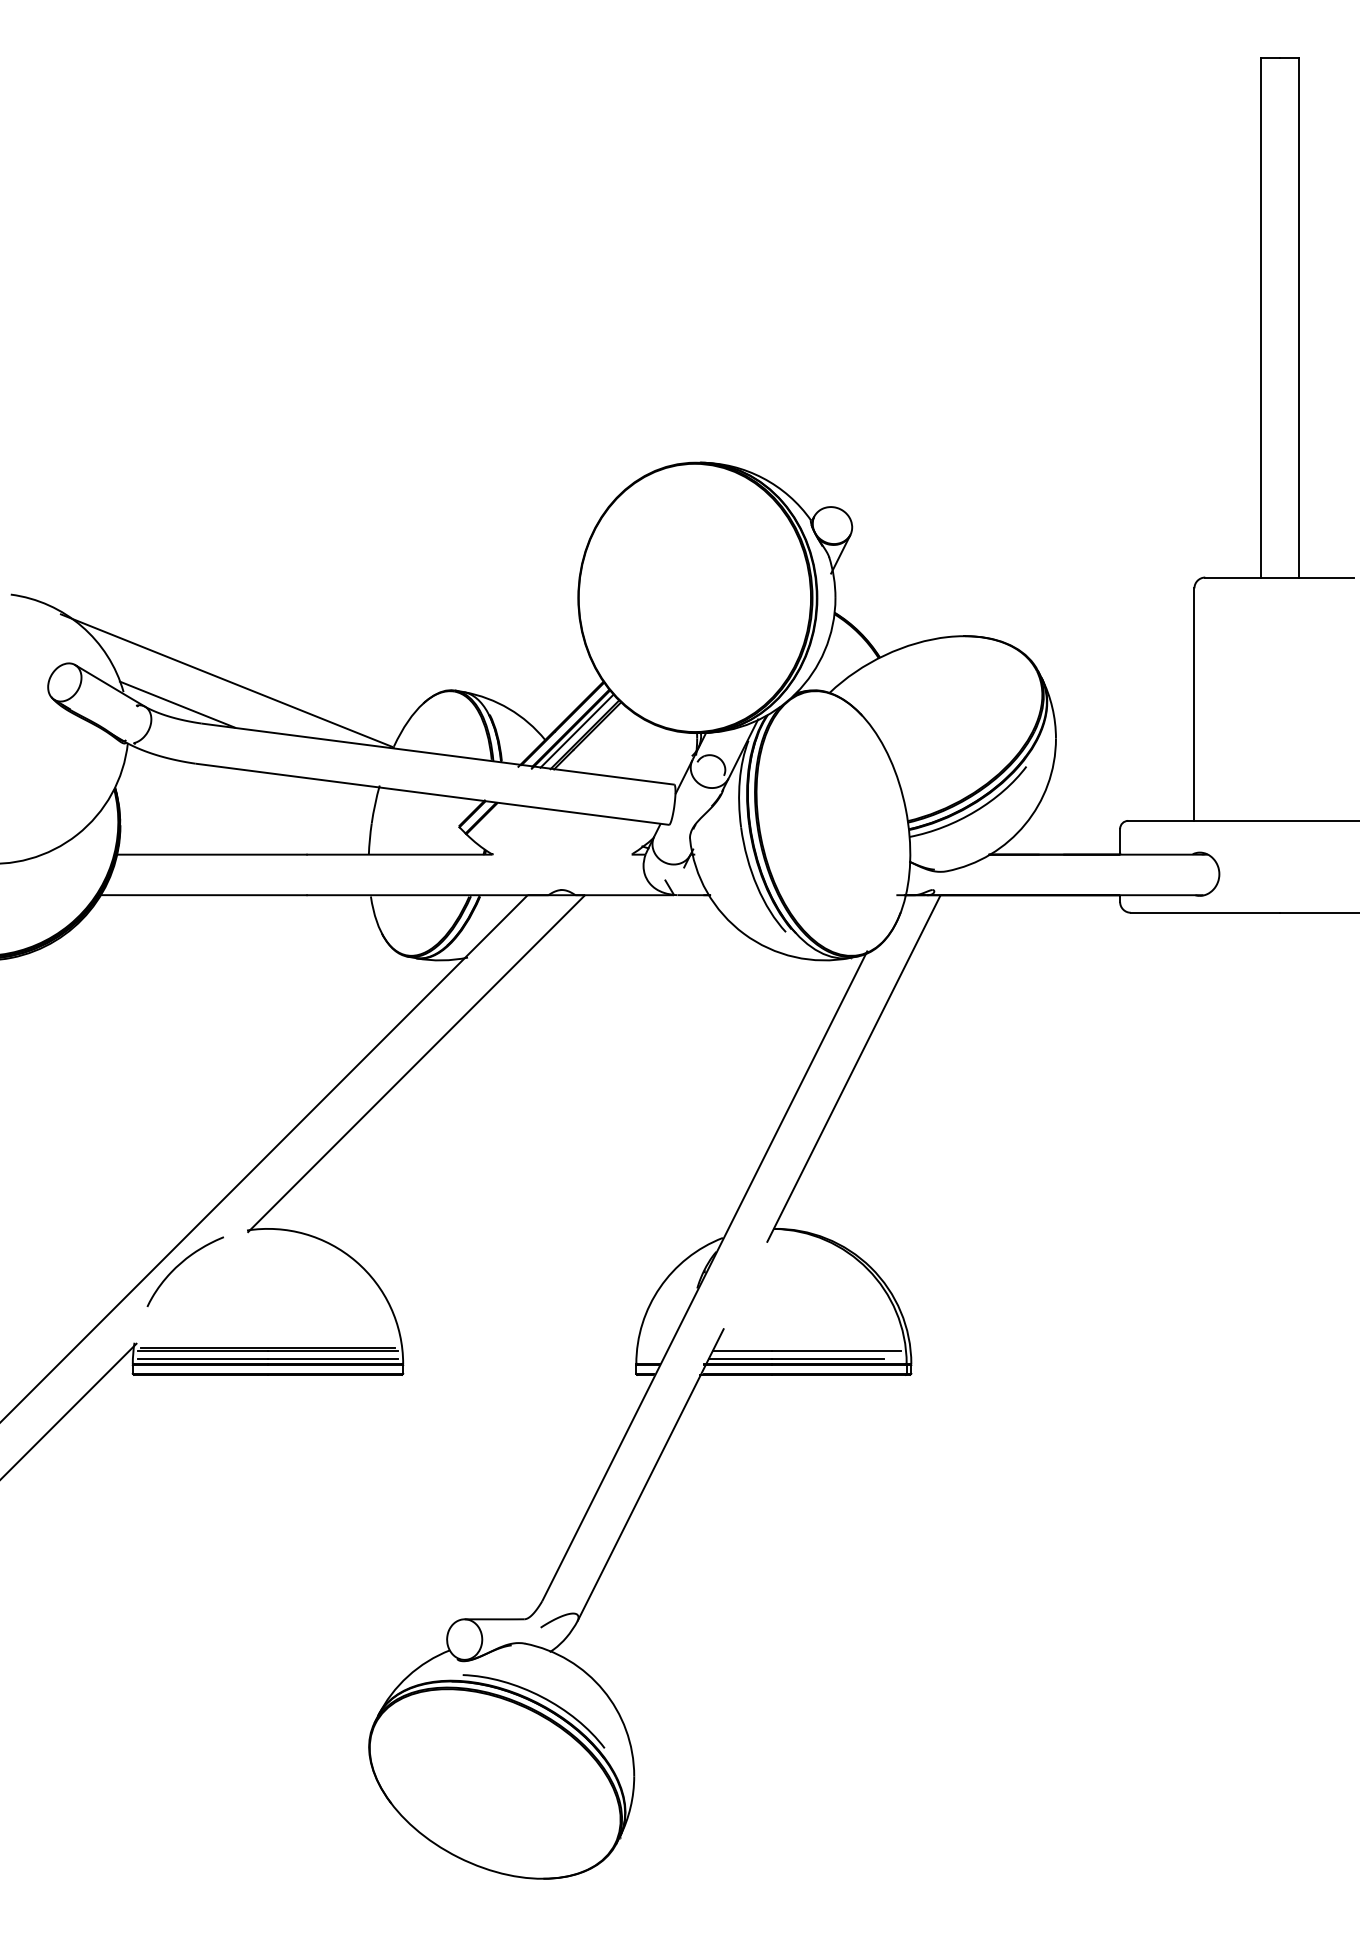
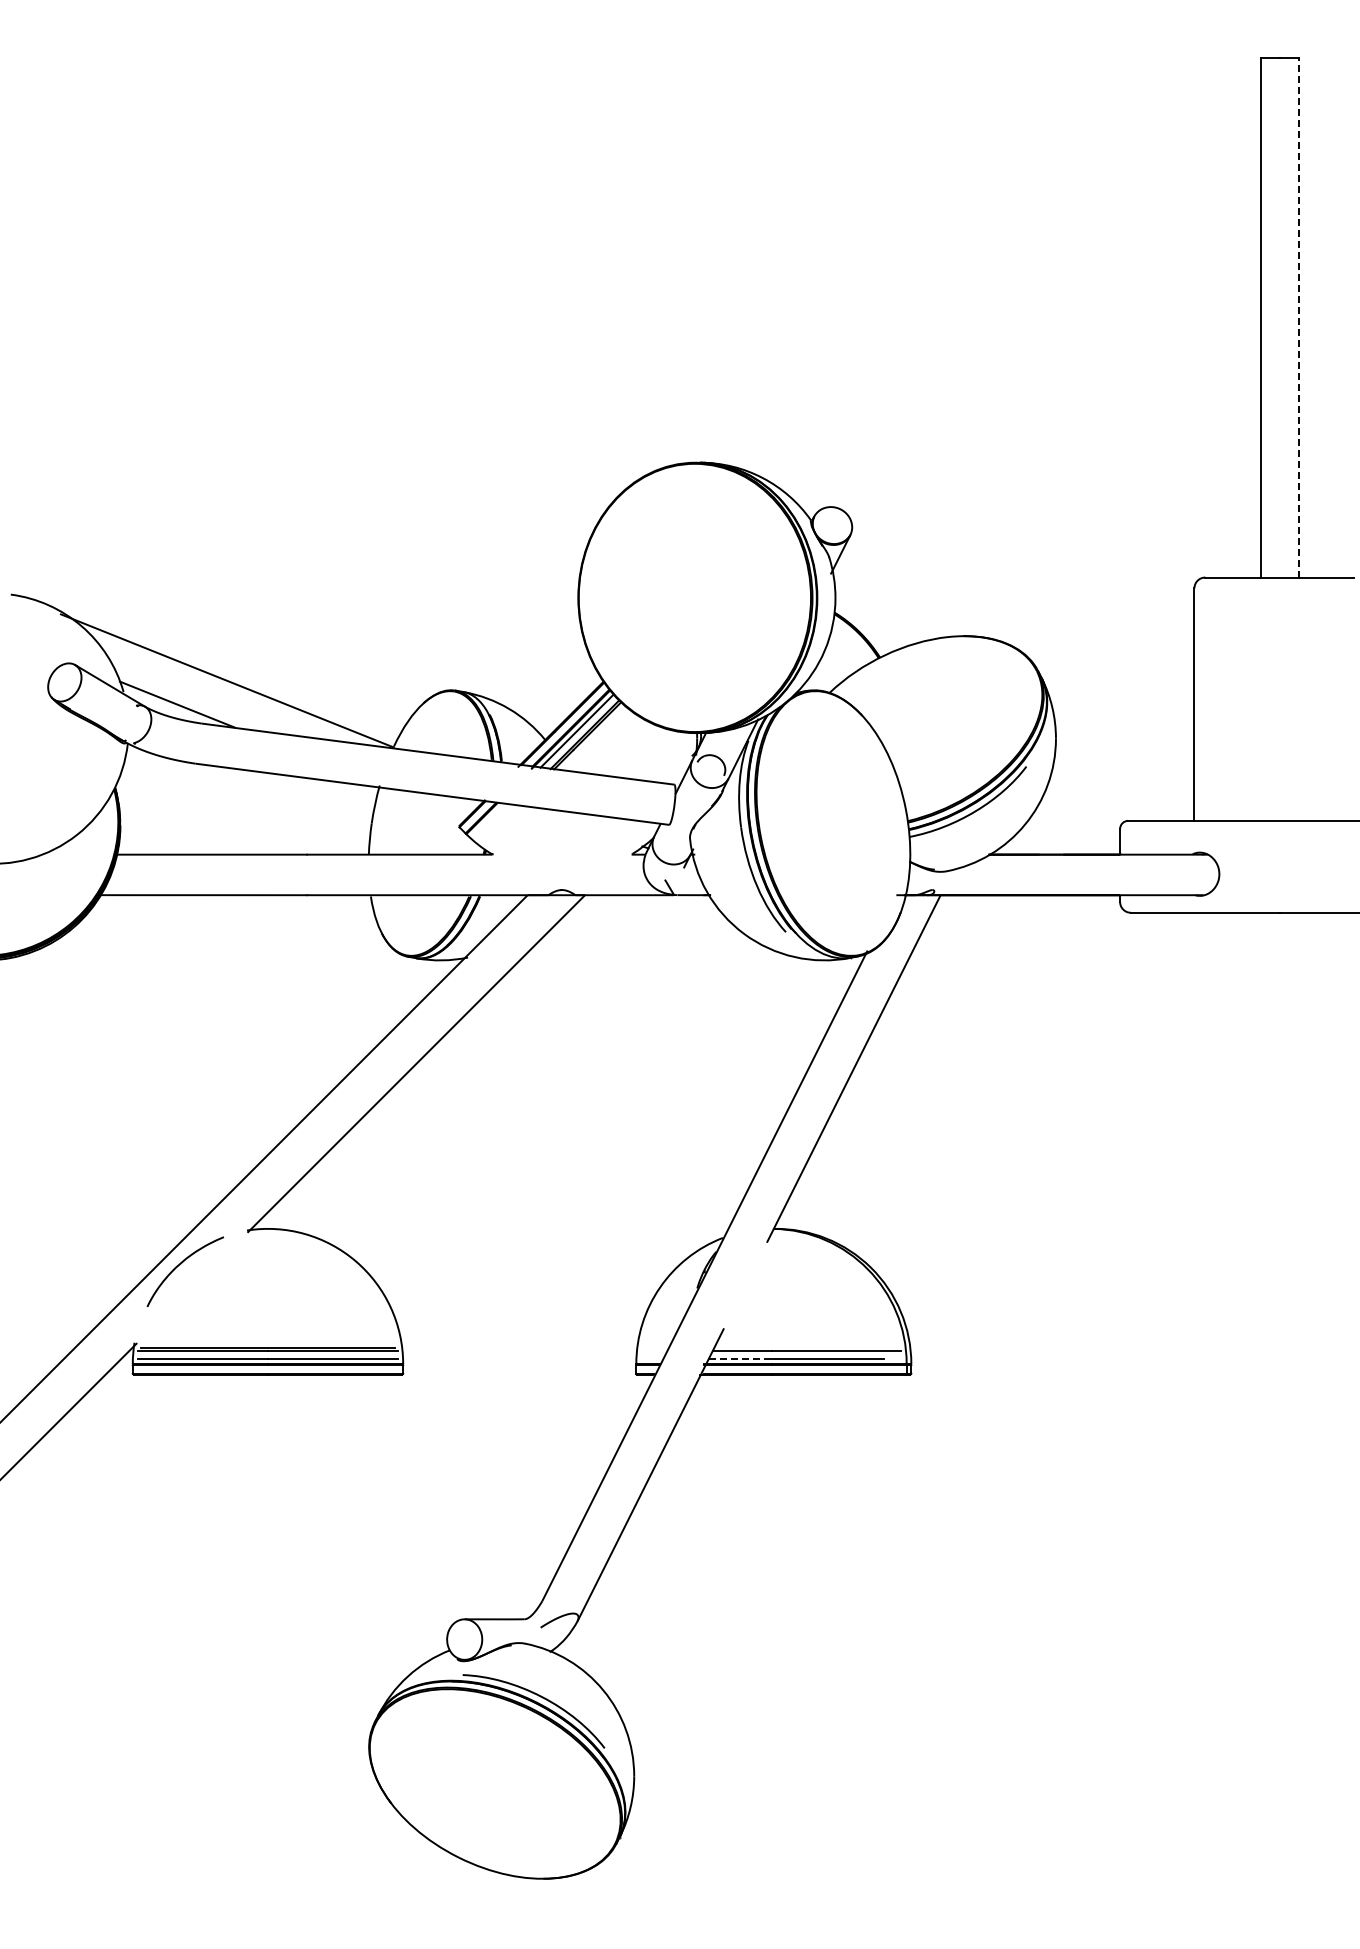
line: solid -> dashed (1298, 318)
line: solid -> dashed (740, 1358)
